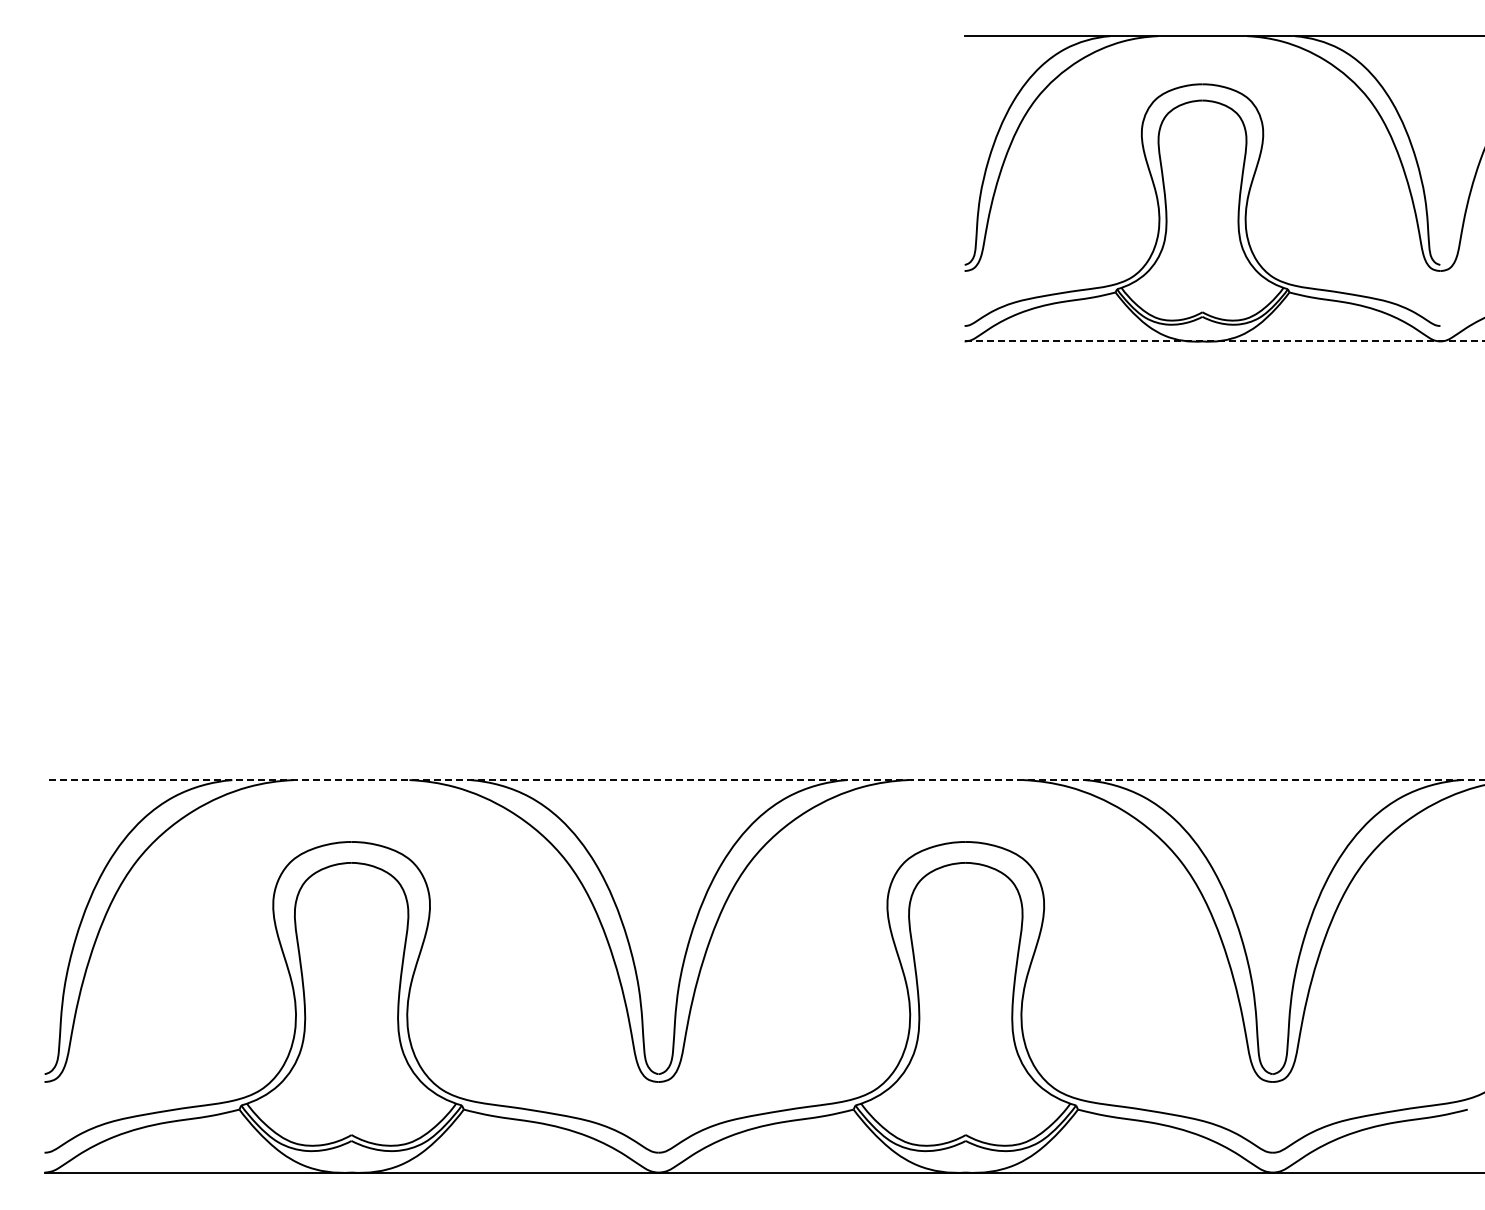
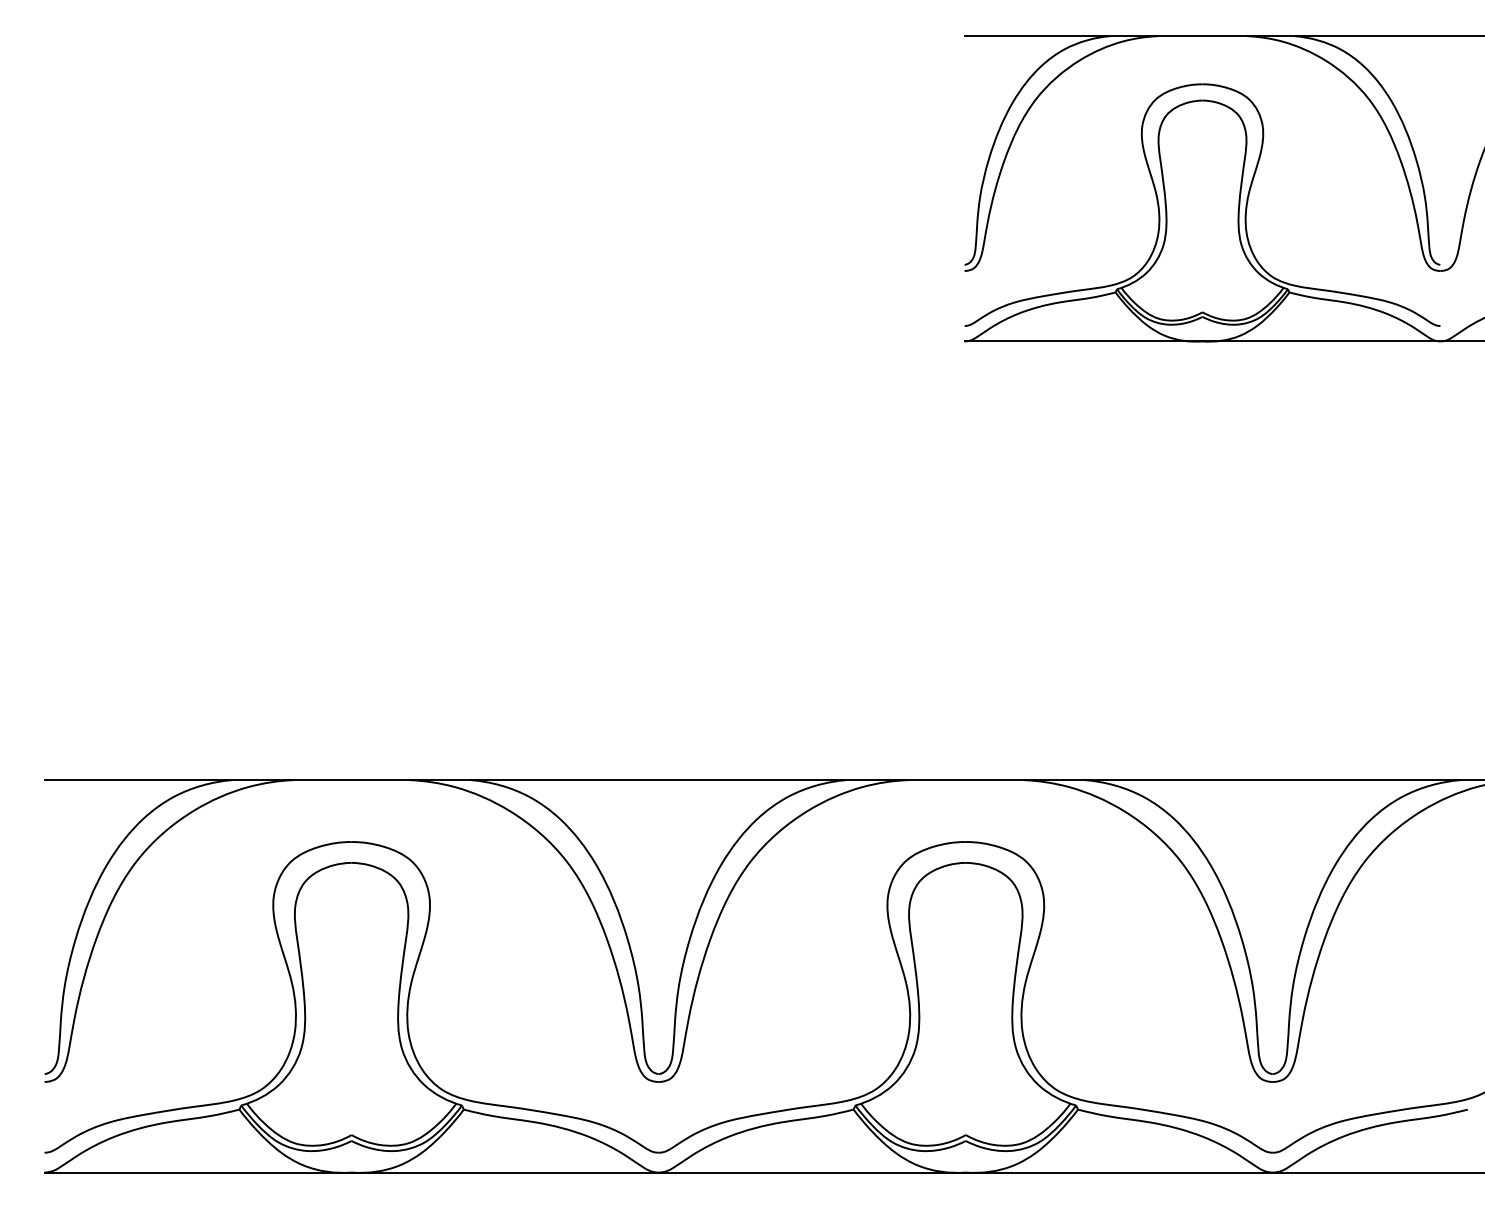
line: dashed -> solid (1224, 341)
line: dashed -> solid (764, 780)
